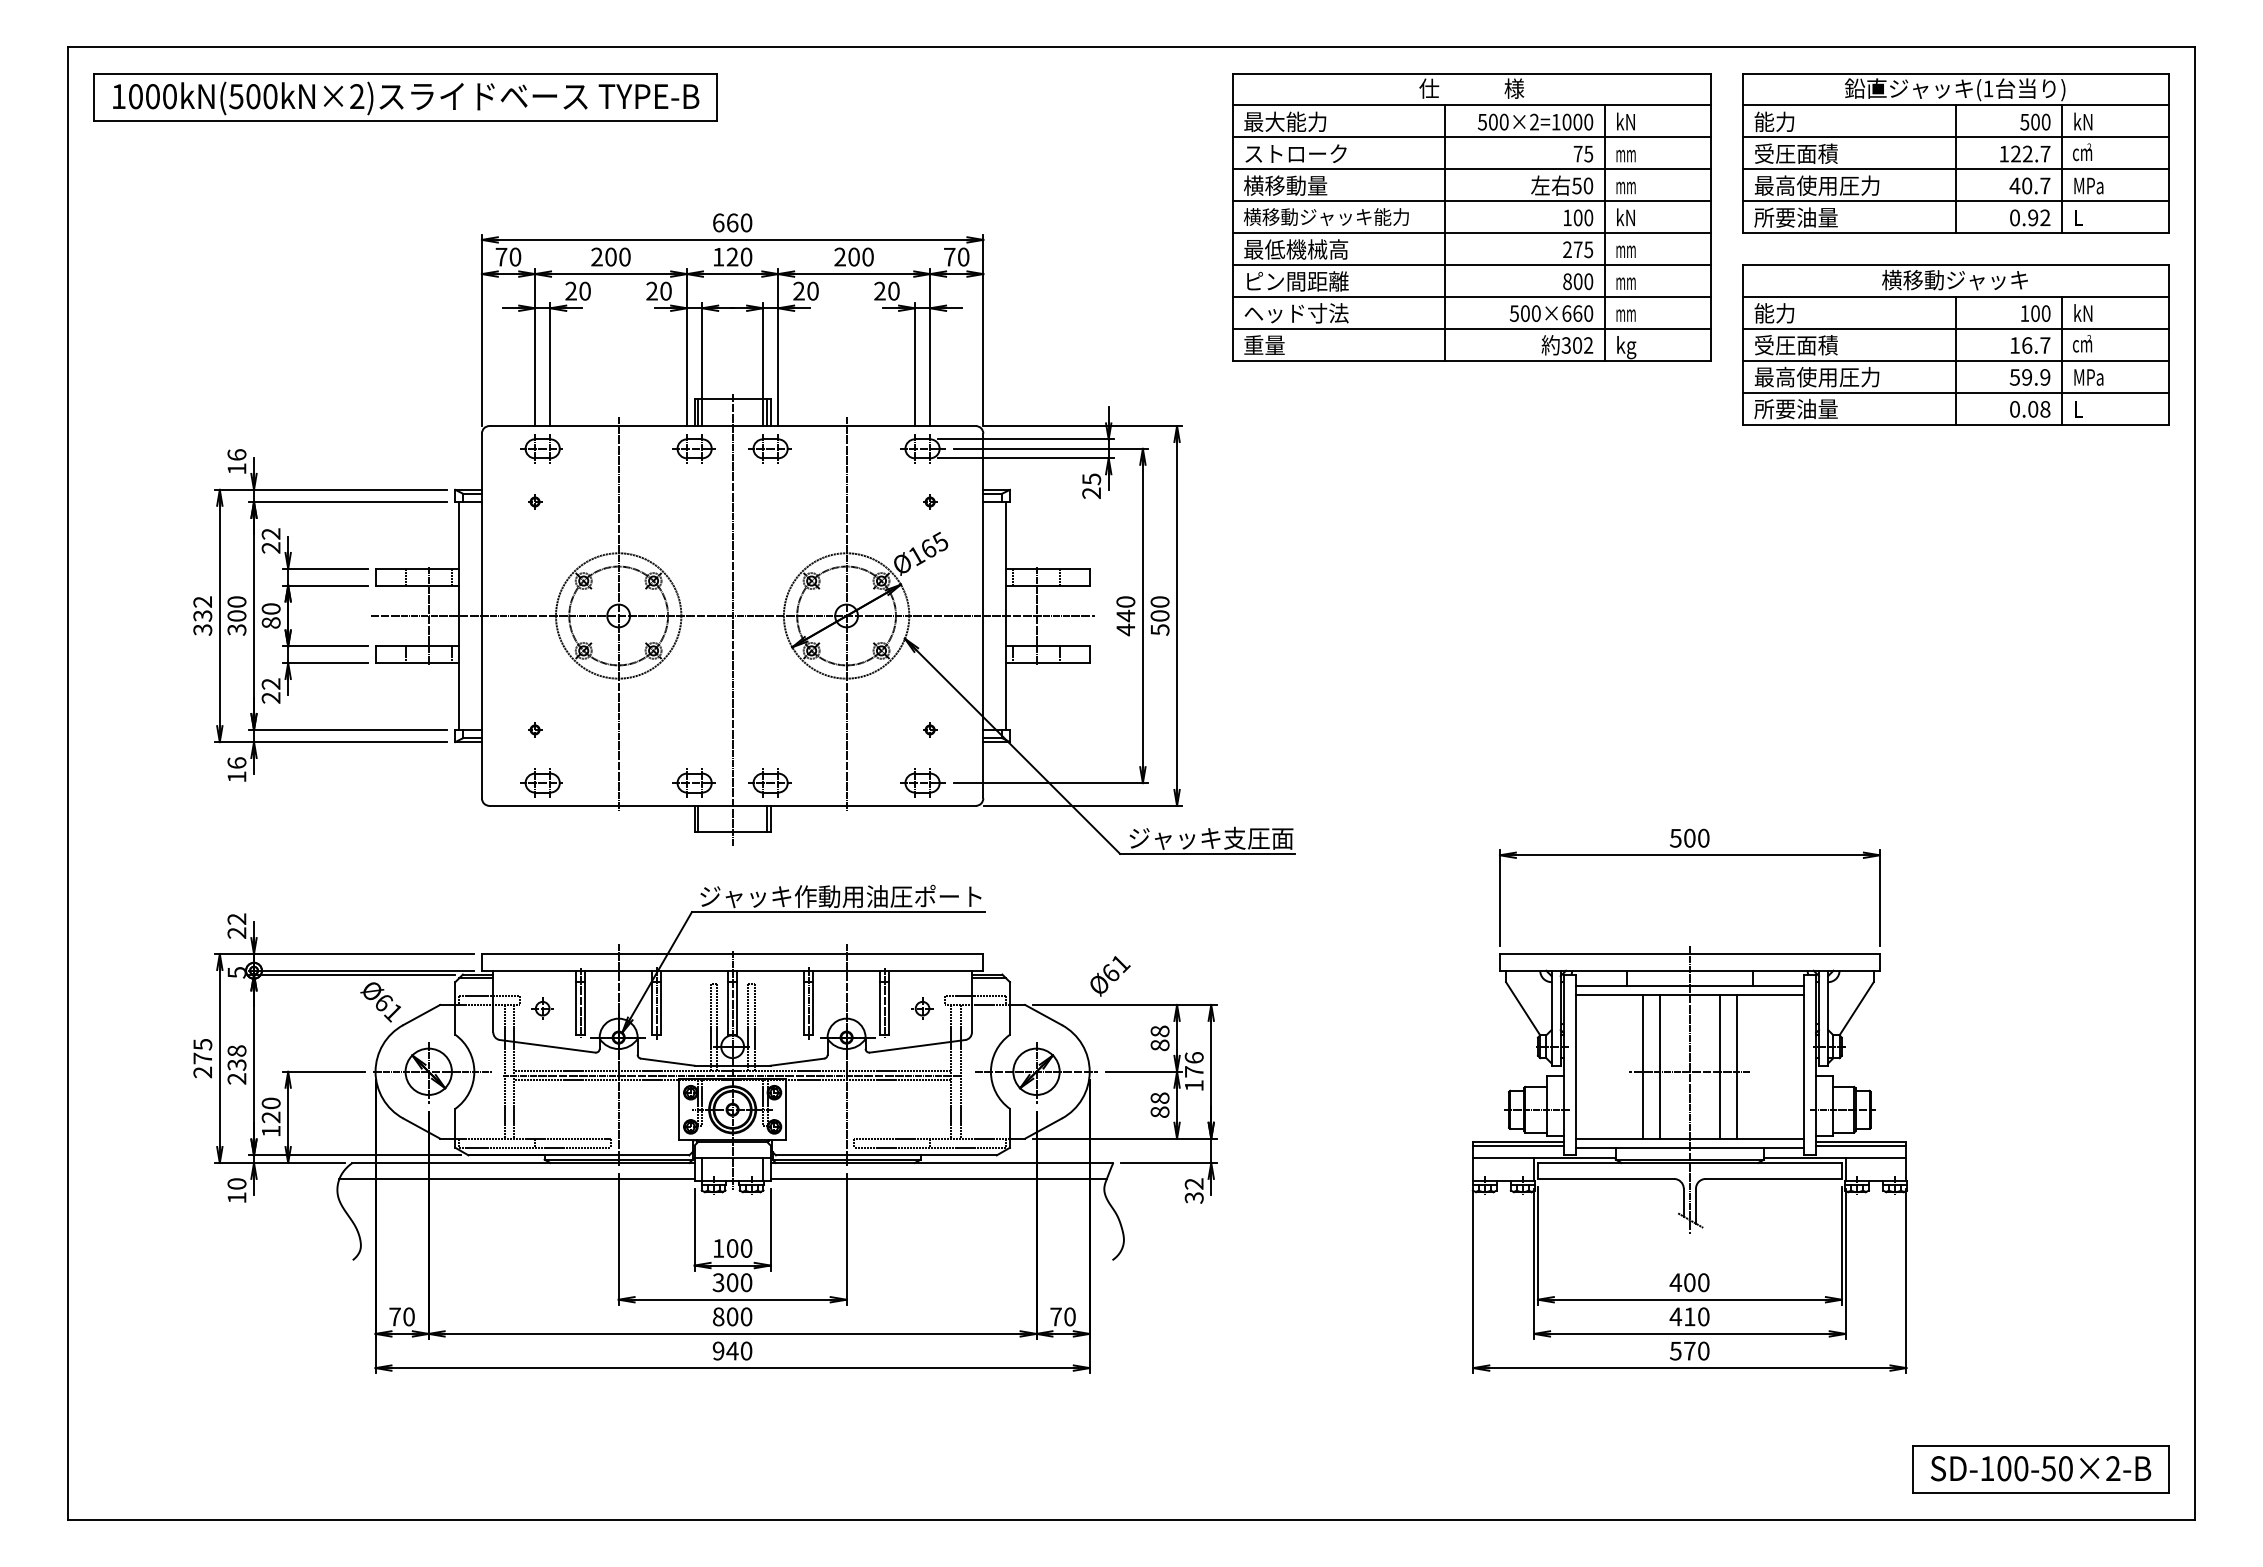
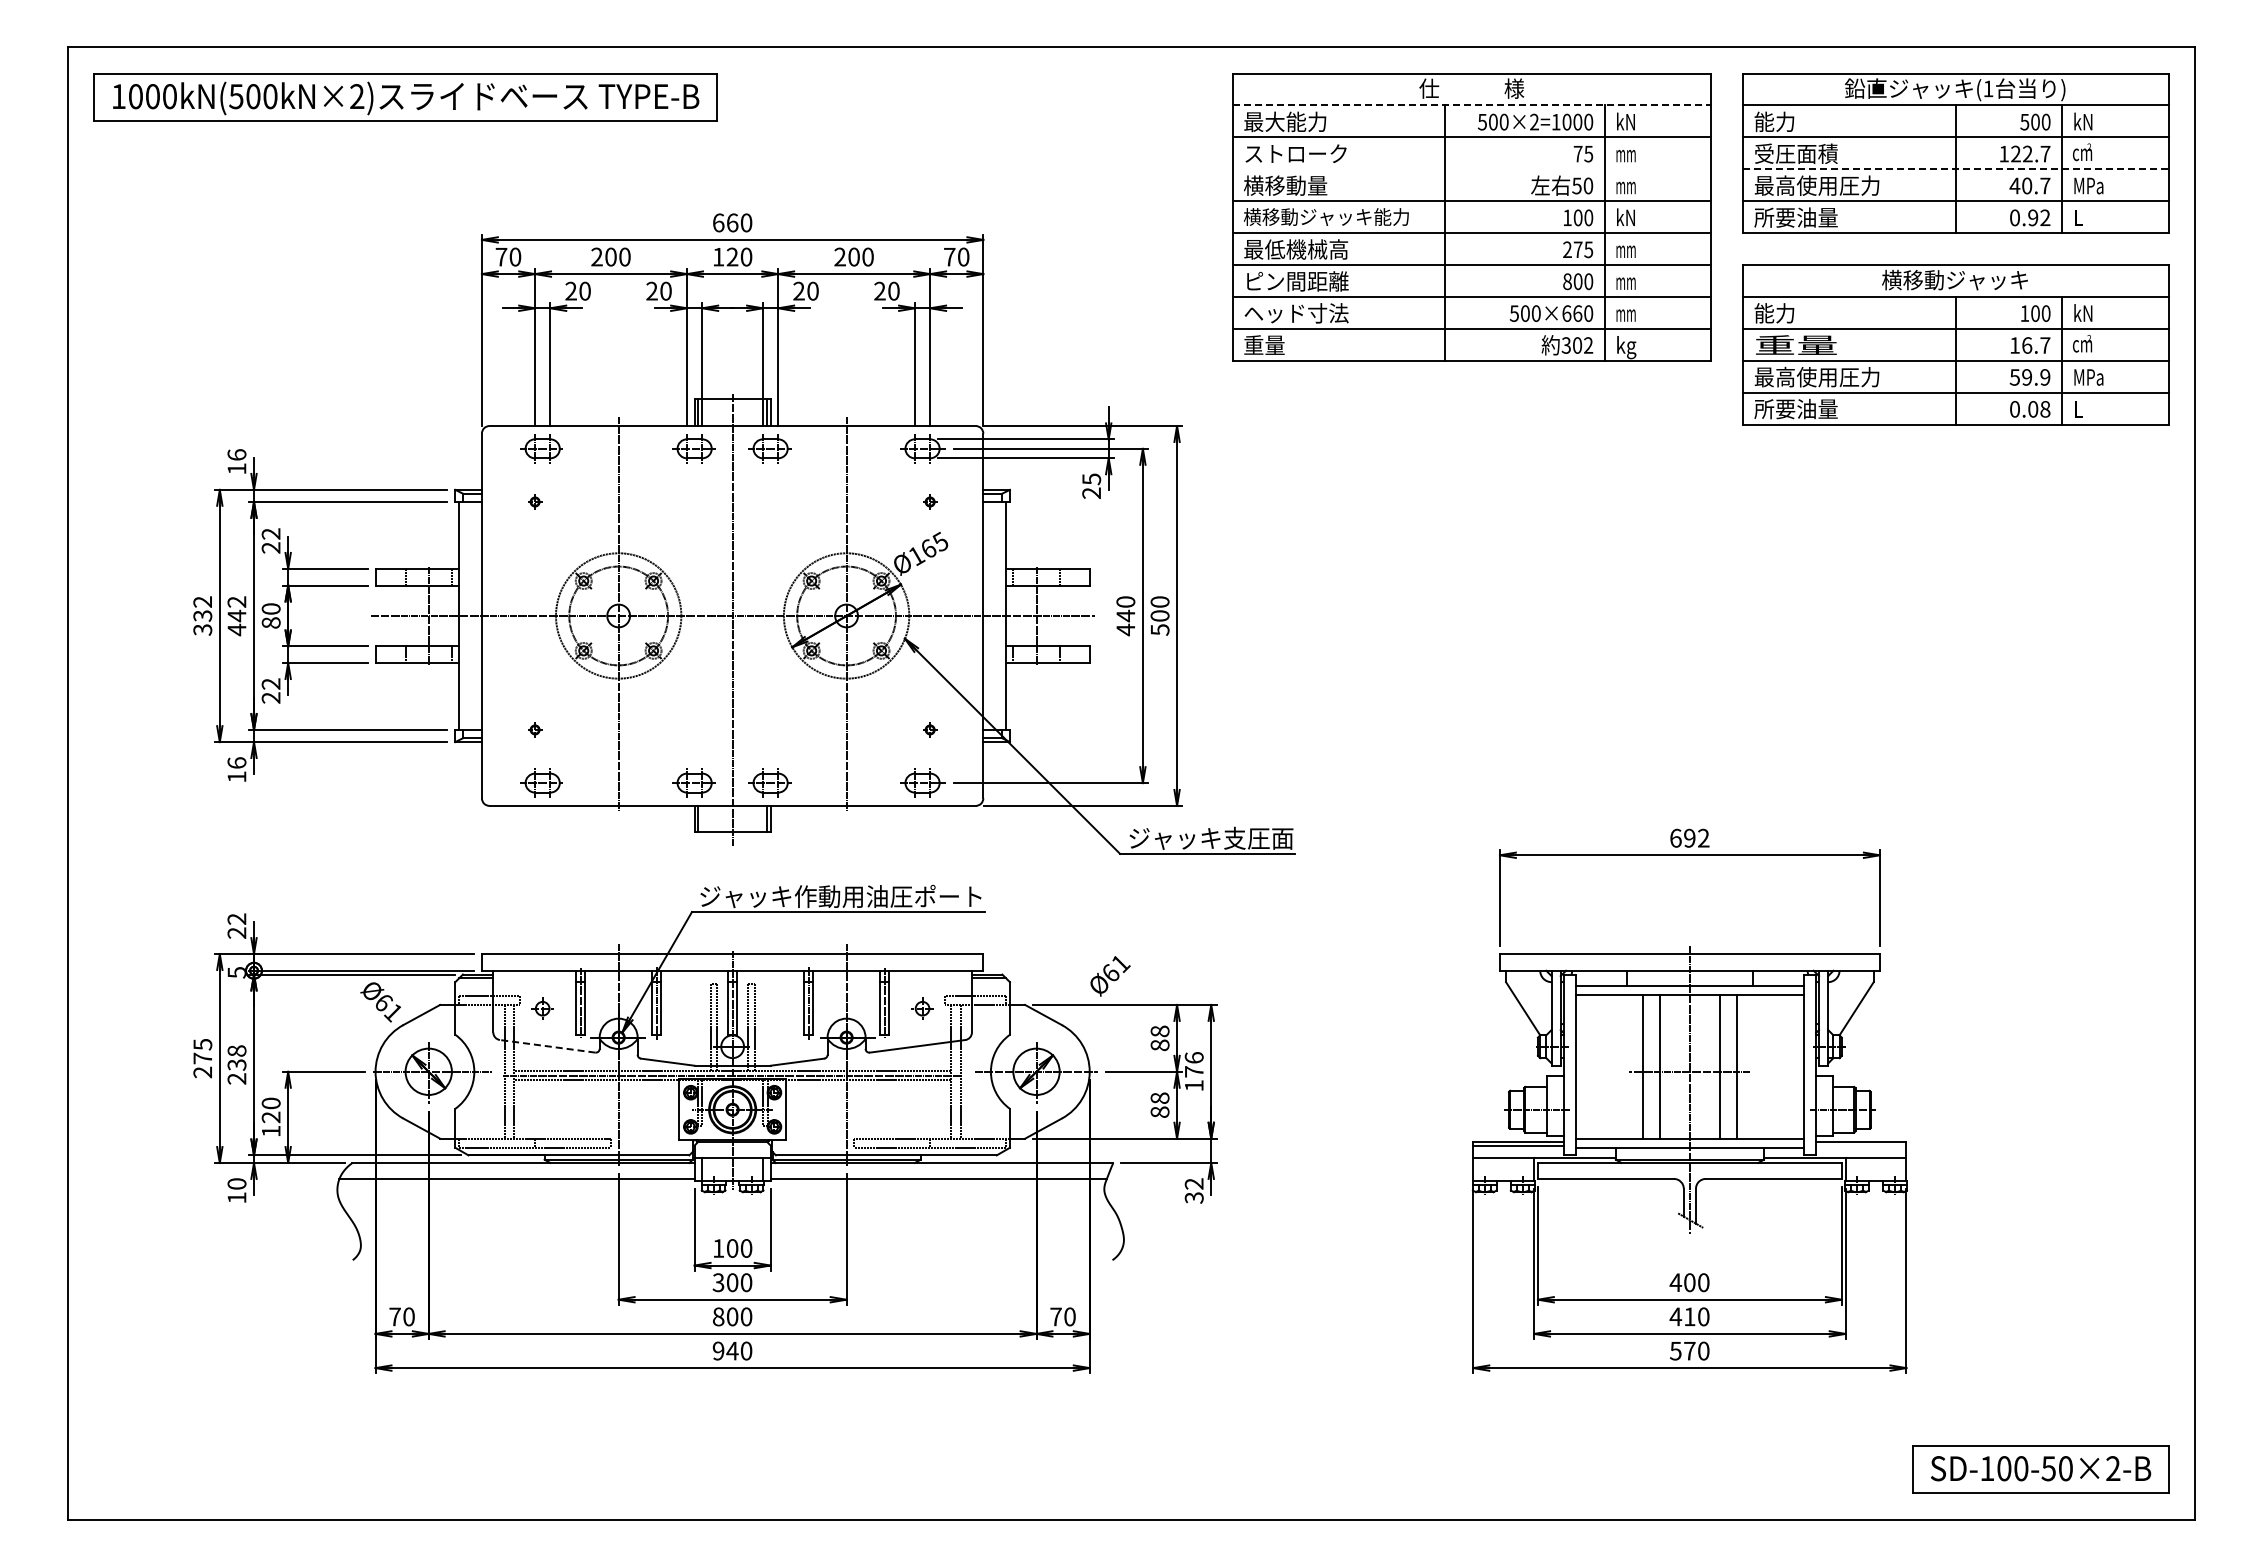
line: solid -> dashed (1472, 105)
line: present -> none (1471, 169)
line: solid -> dashed (1955, 169)
text: 受圧面積 -> 重量 (1796, 345)
text: 300 -> 442 (236, 616)
text: 500 -> 692 (1689, 837)
line: solid -> dashed (547, 1046)
line: present -> none (1861, 1145)
